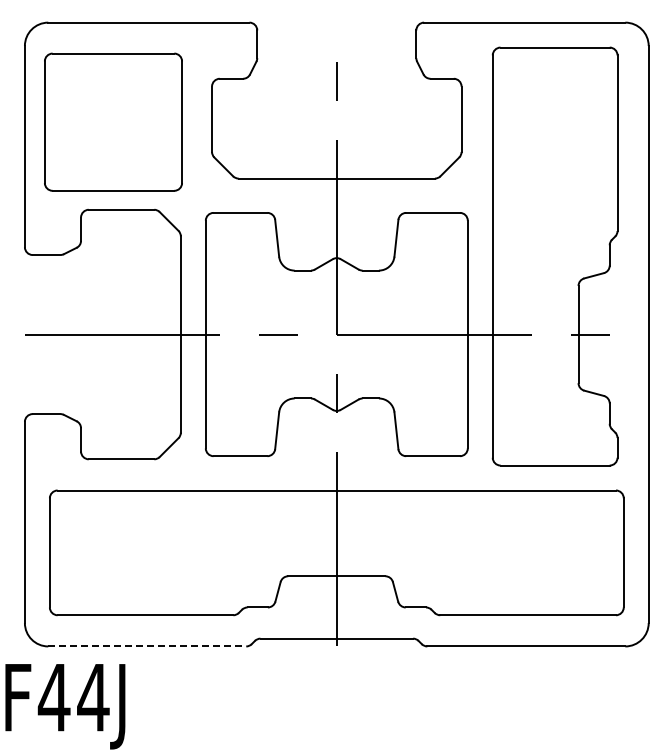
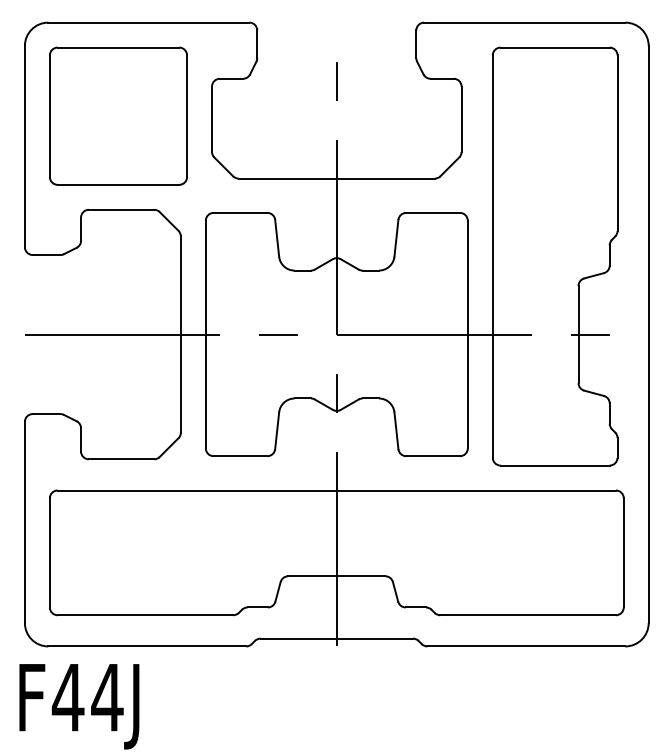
part position: (113, 121) -> (118, 115) (118, 115)
line: dashed -> solid (147, 646)
text position: (65, 706) -> (79, 706) (79, 706)
